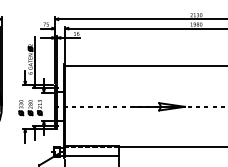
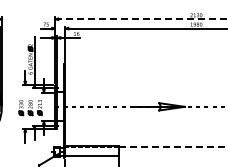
line: solid -> dashed (142, 19)
line: present -> none (144, 66)
line: solid -> dashed (174, 147)
